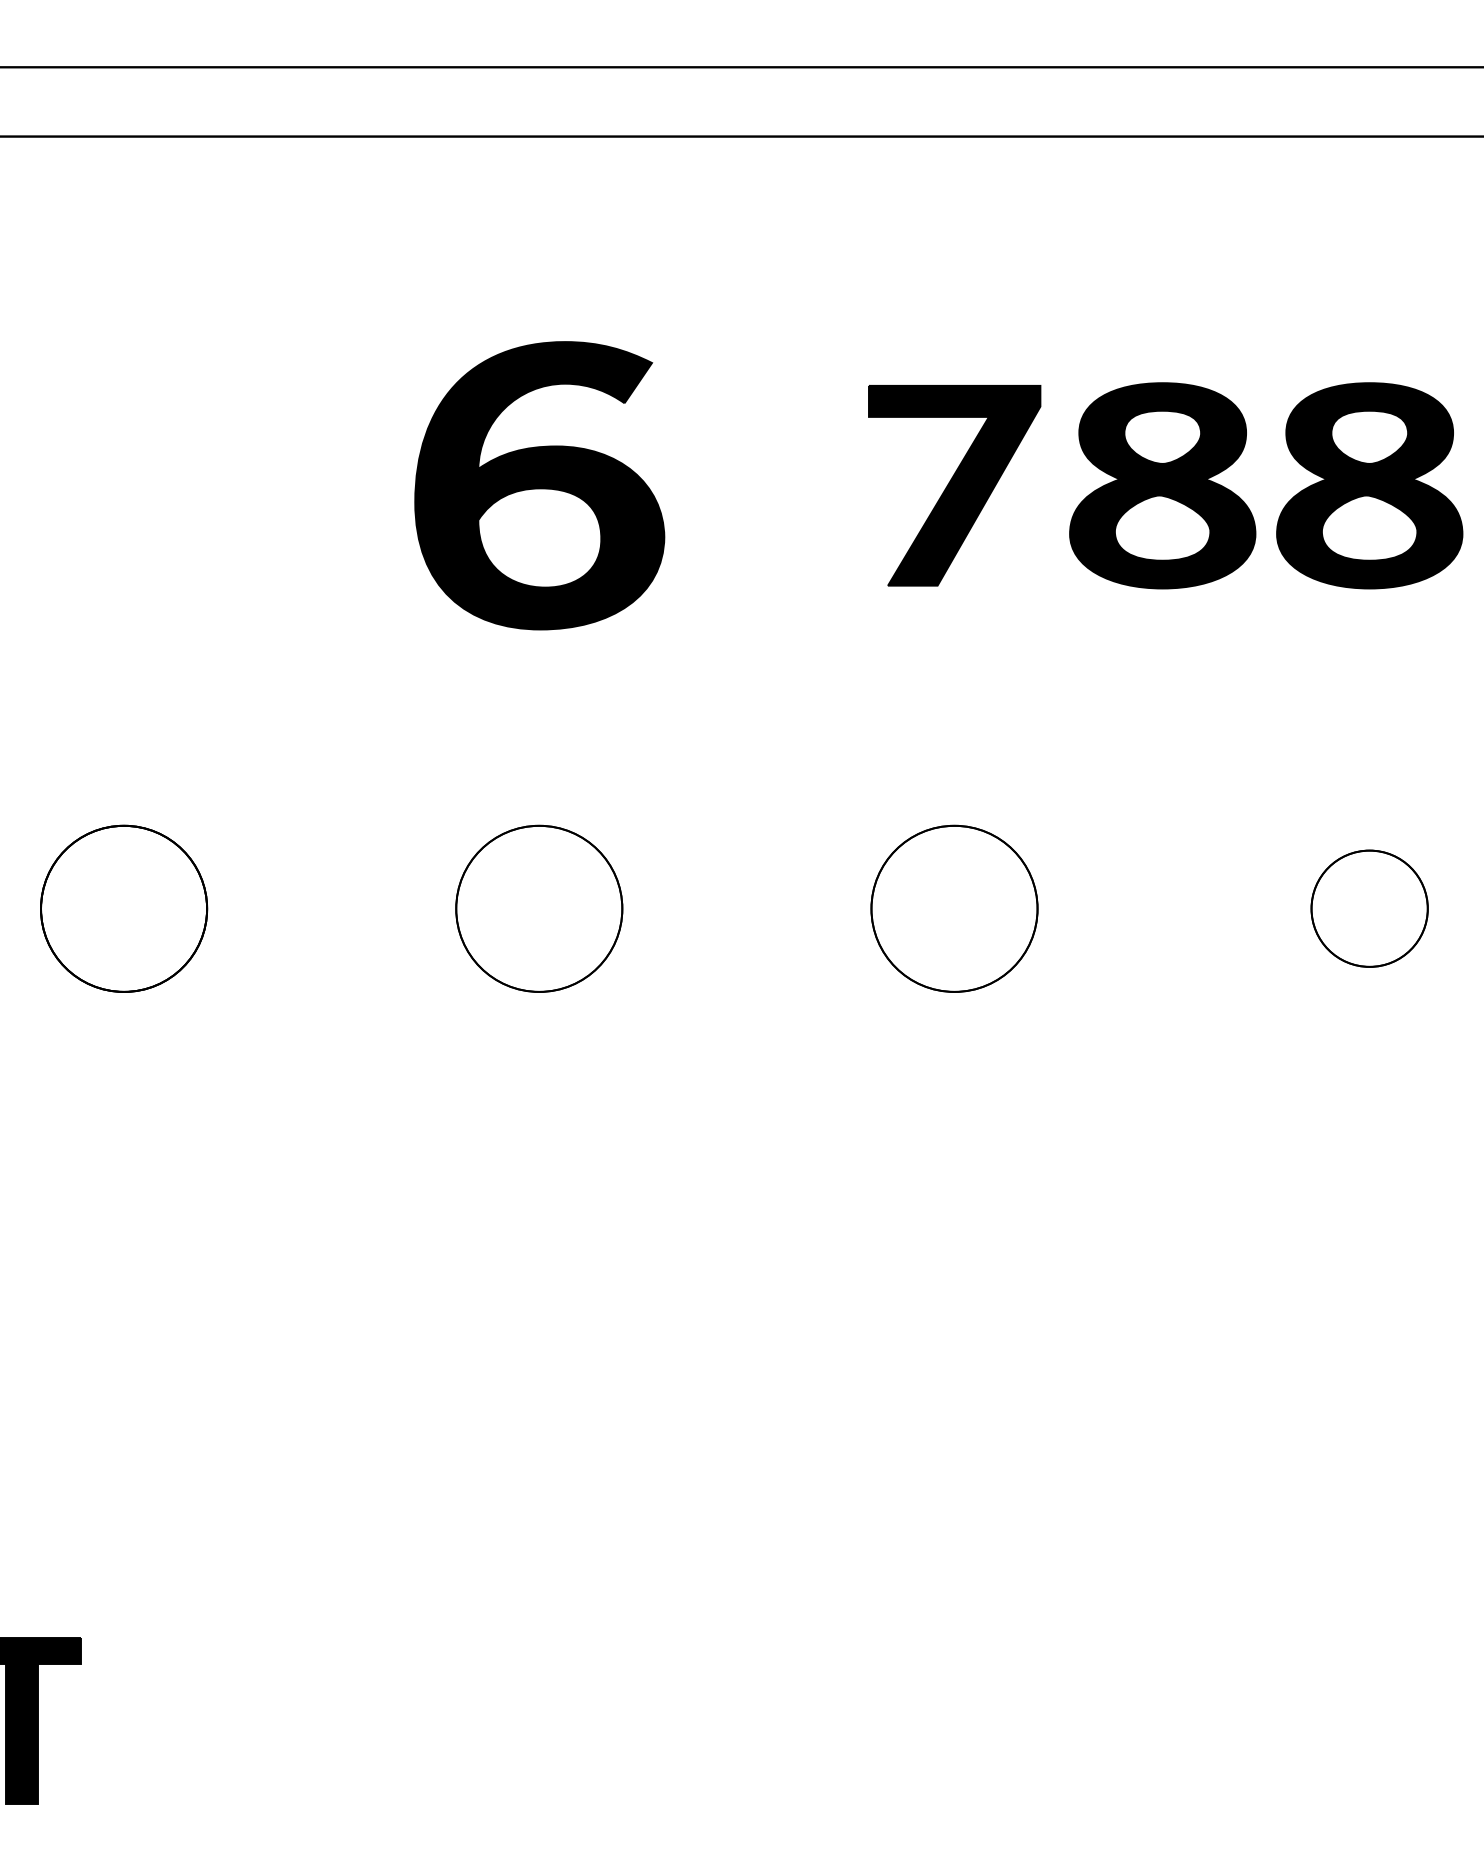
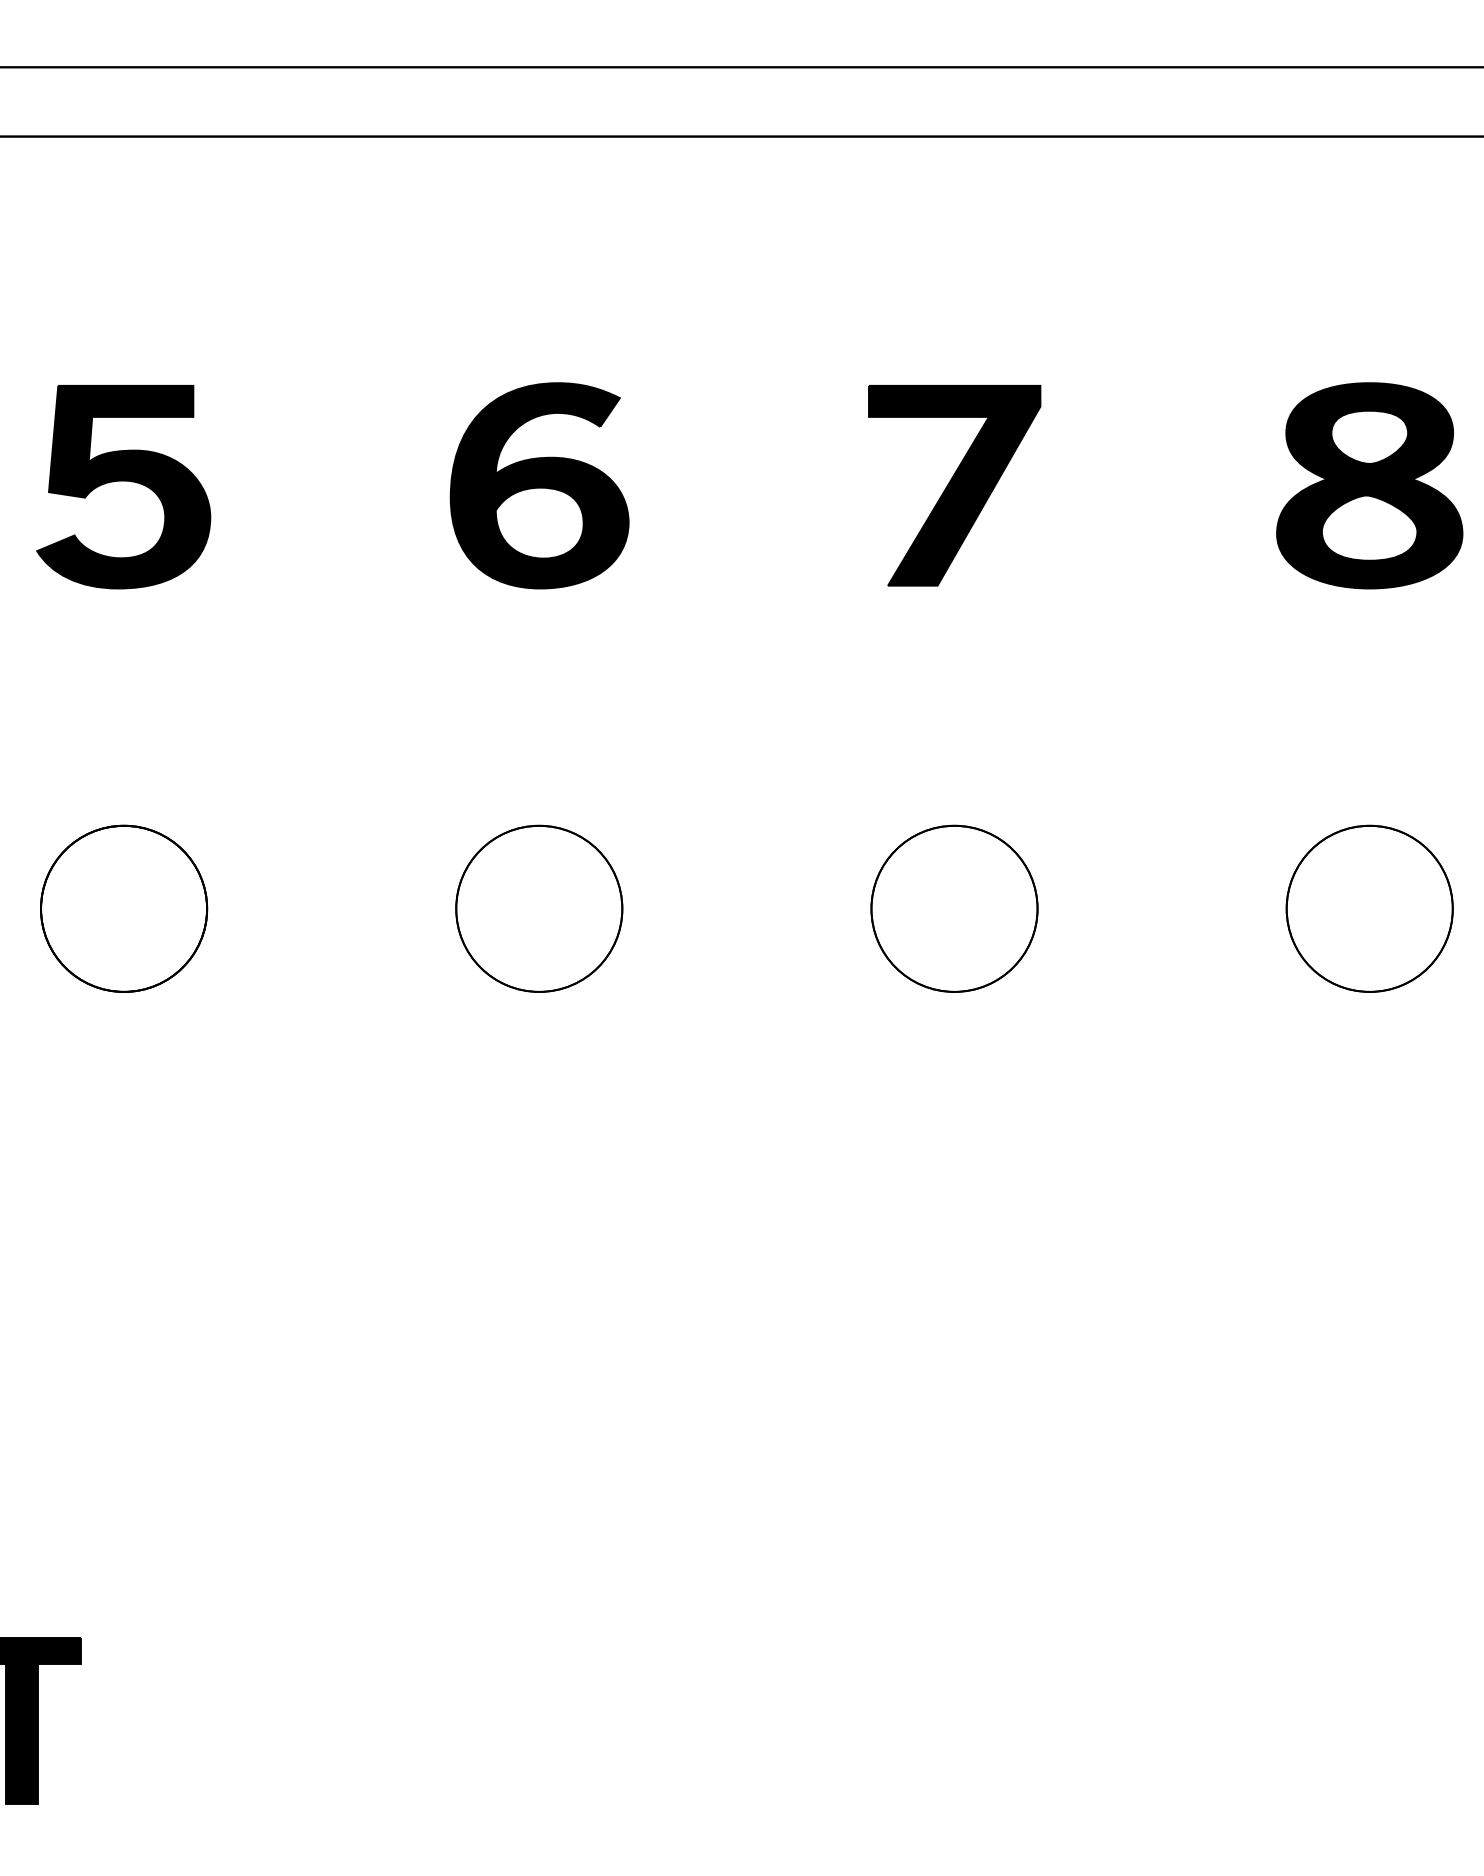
part size: 252x290 px -> 181x208 px (539, 485)
part: present -> none (1162, 485)
part: none -> present (123, 487)
part size: 119x119 px -> 169x169 px (1369, 908)
